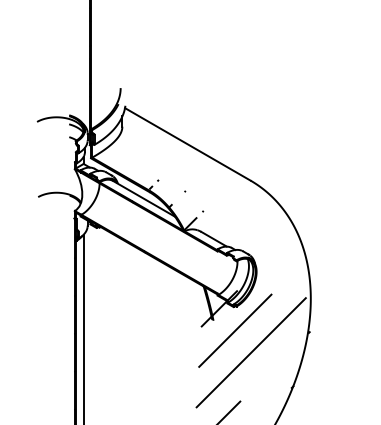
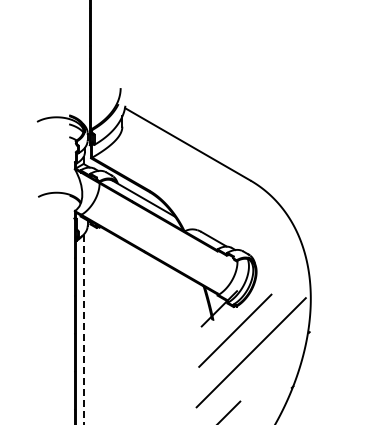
hatch: present -> none (146, 181)
line: solid -> dashed (83, 329)
